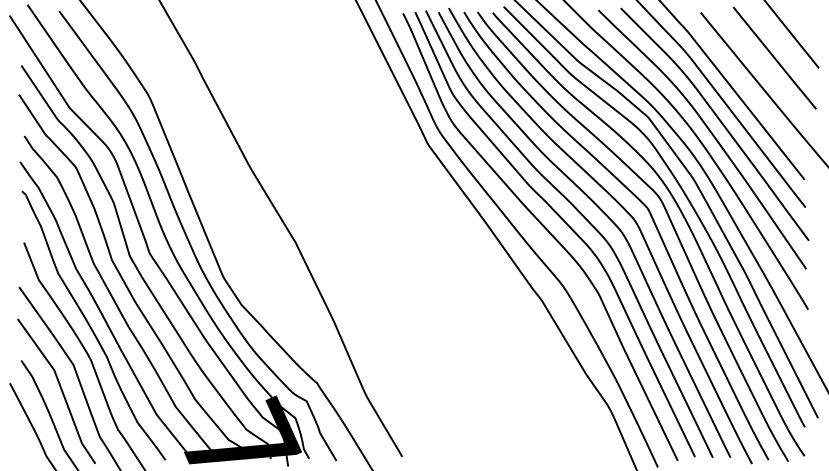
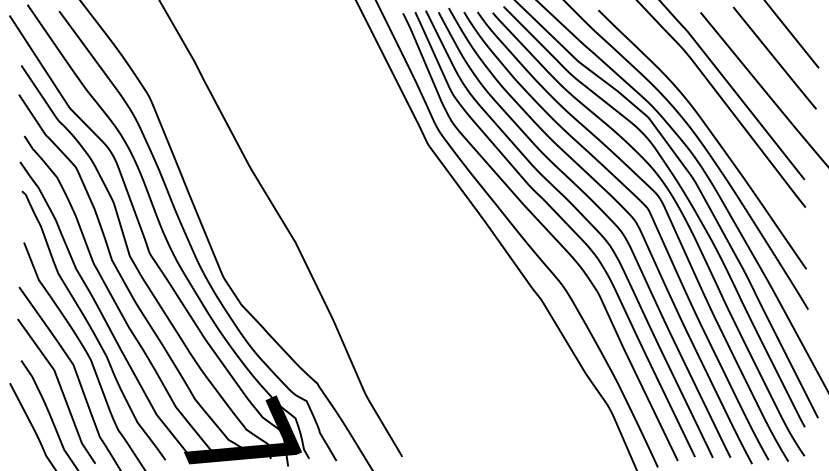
curve: present -> none (718, 120)
